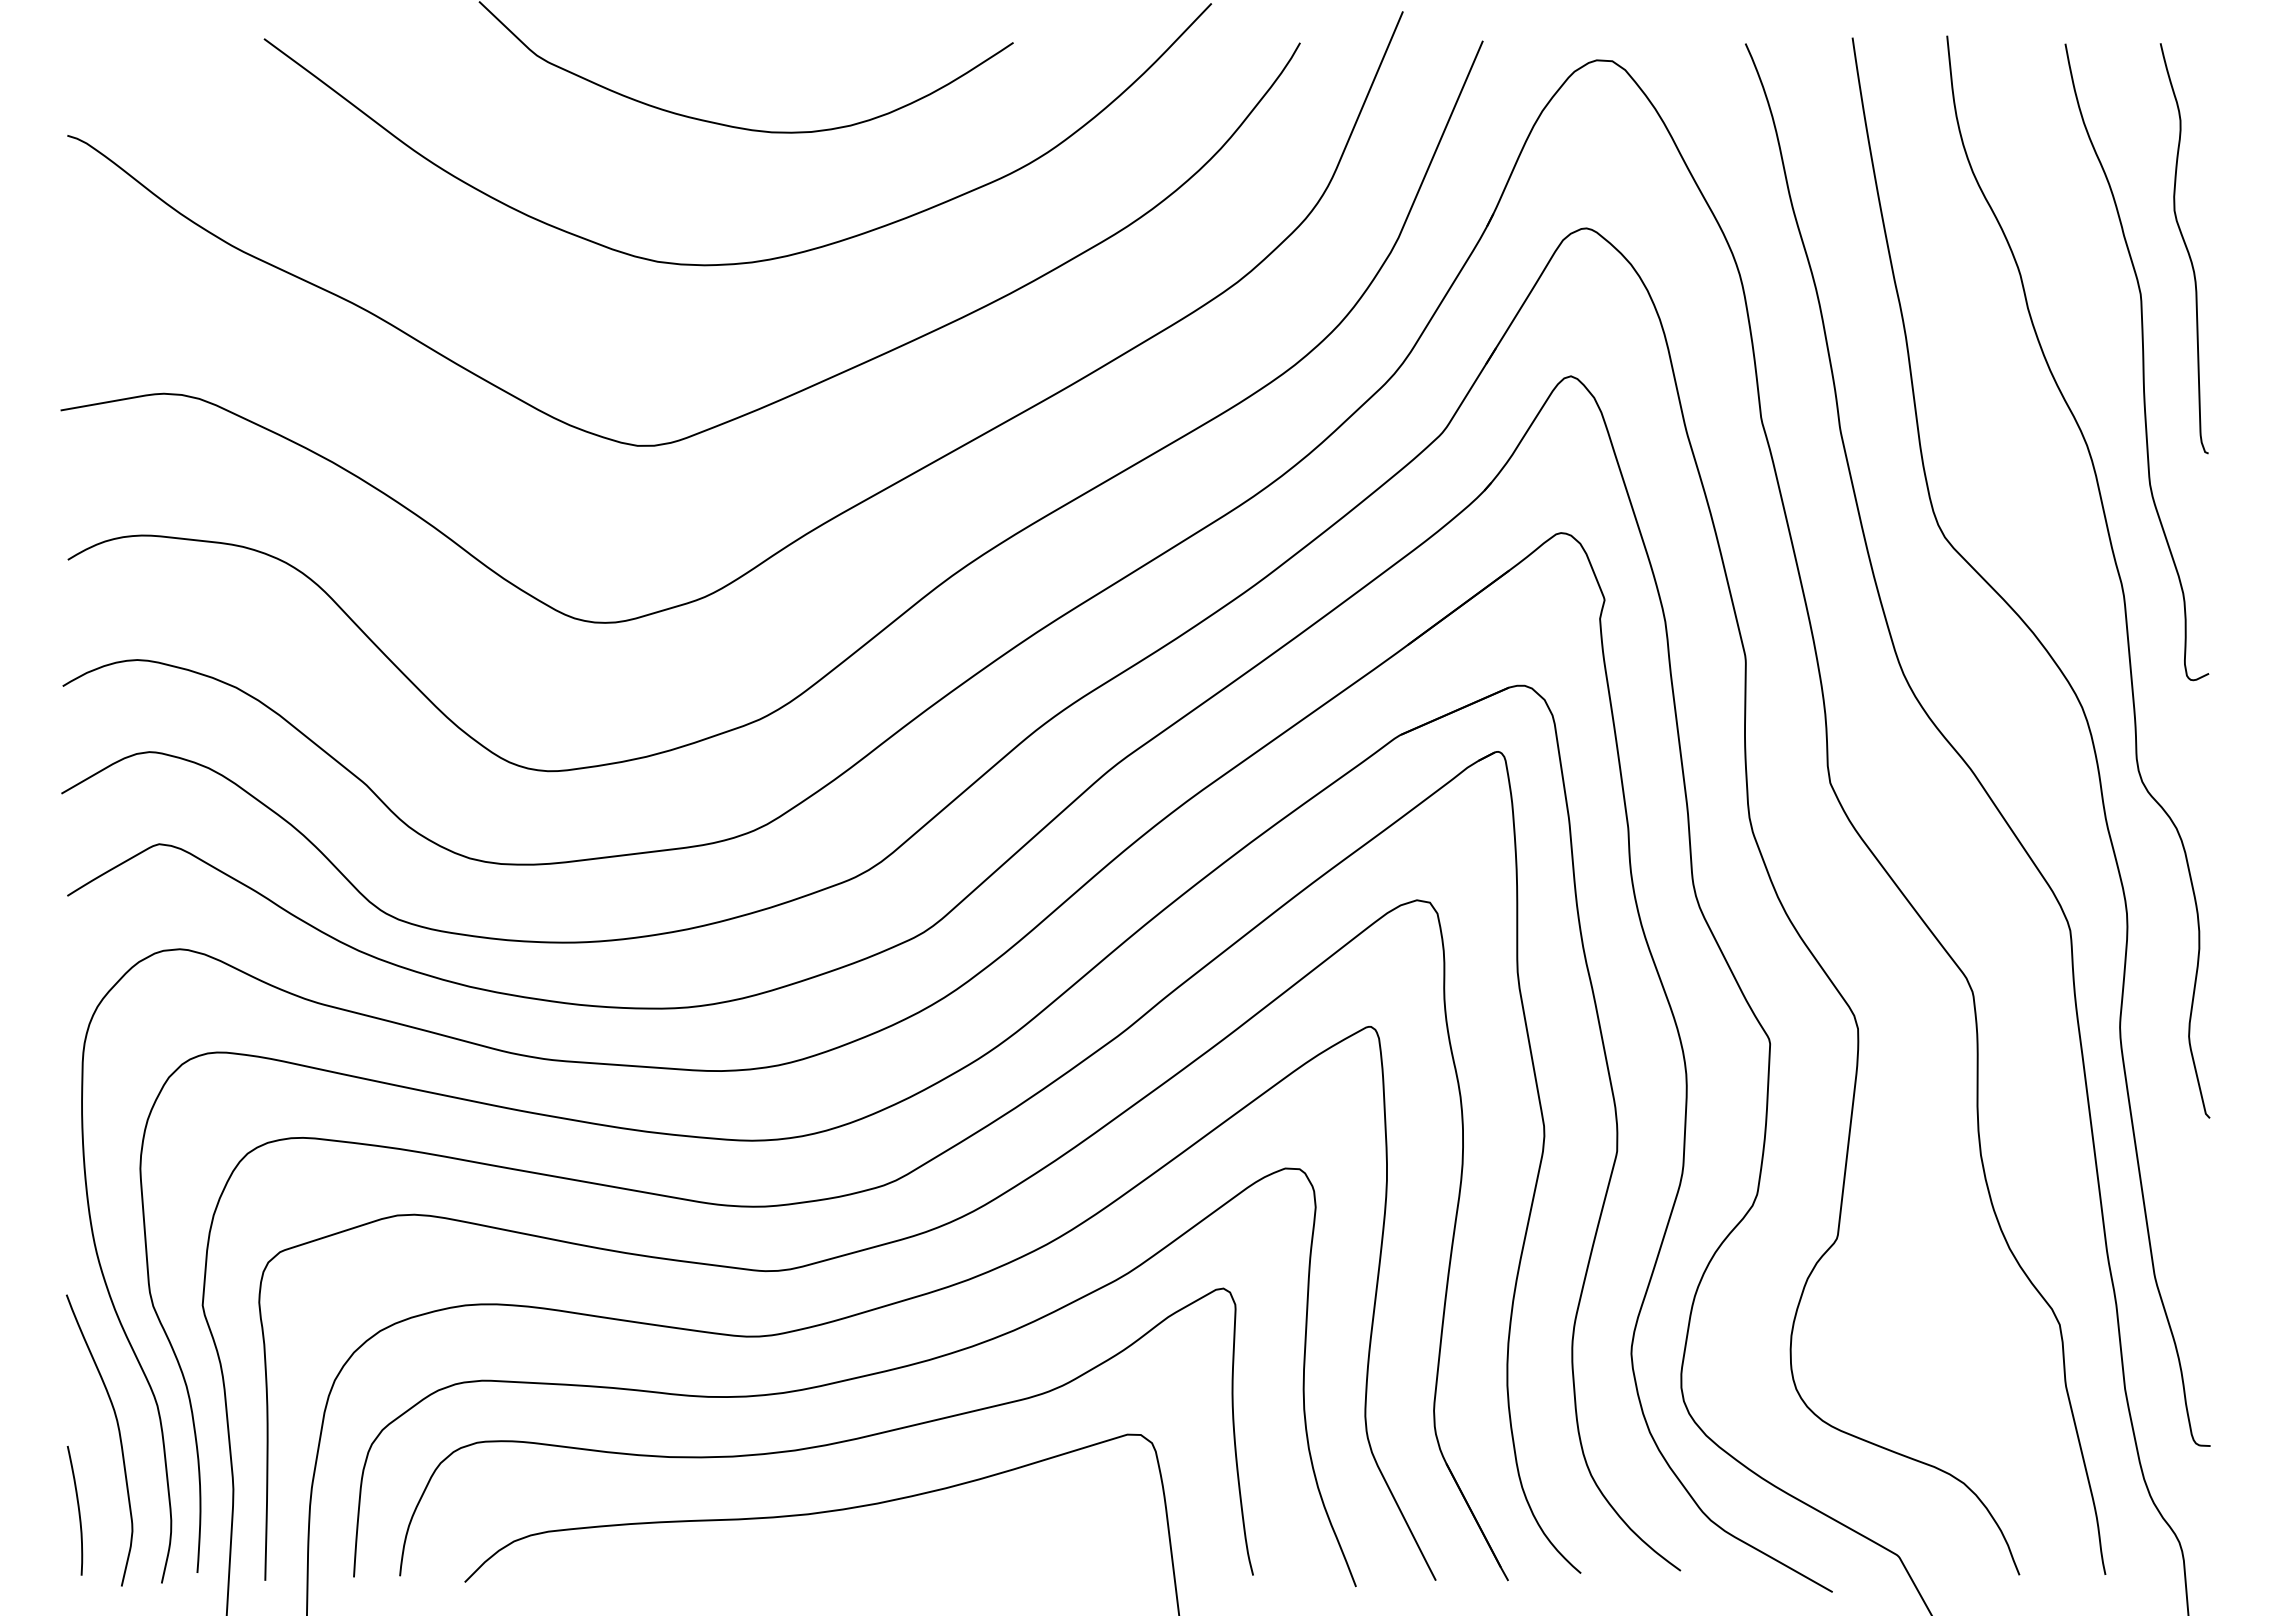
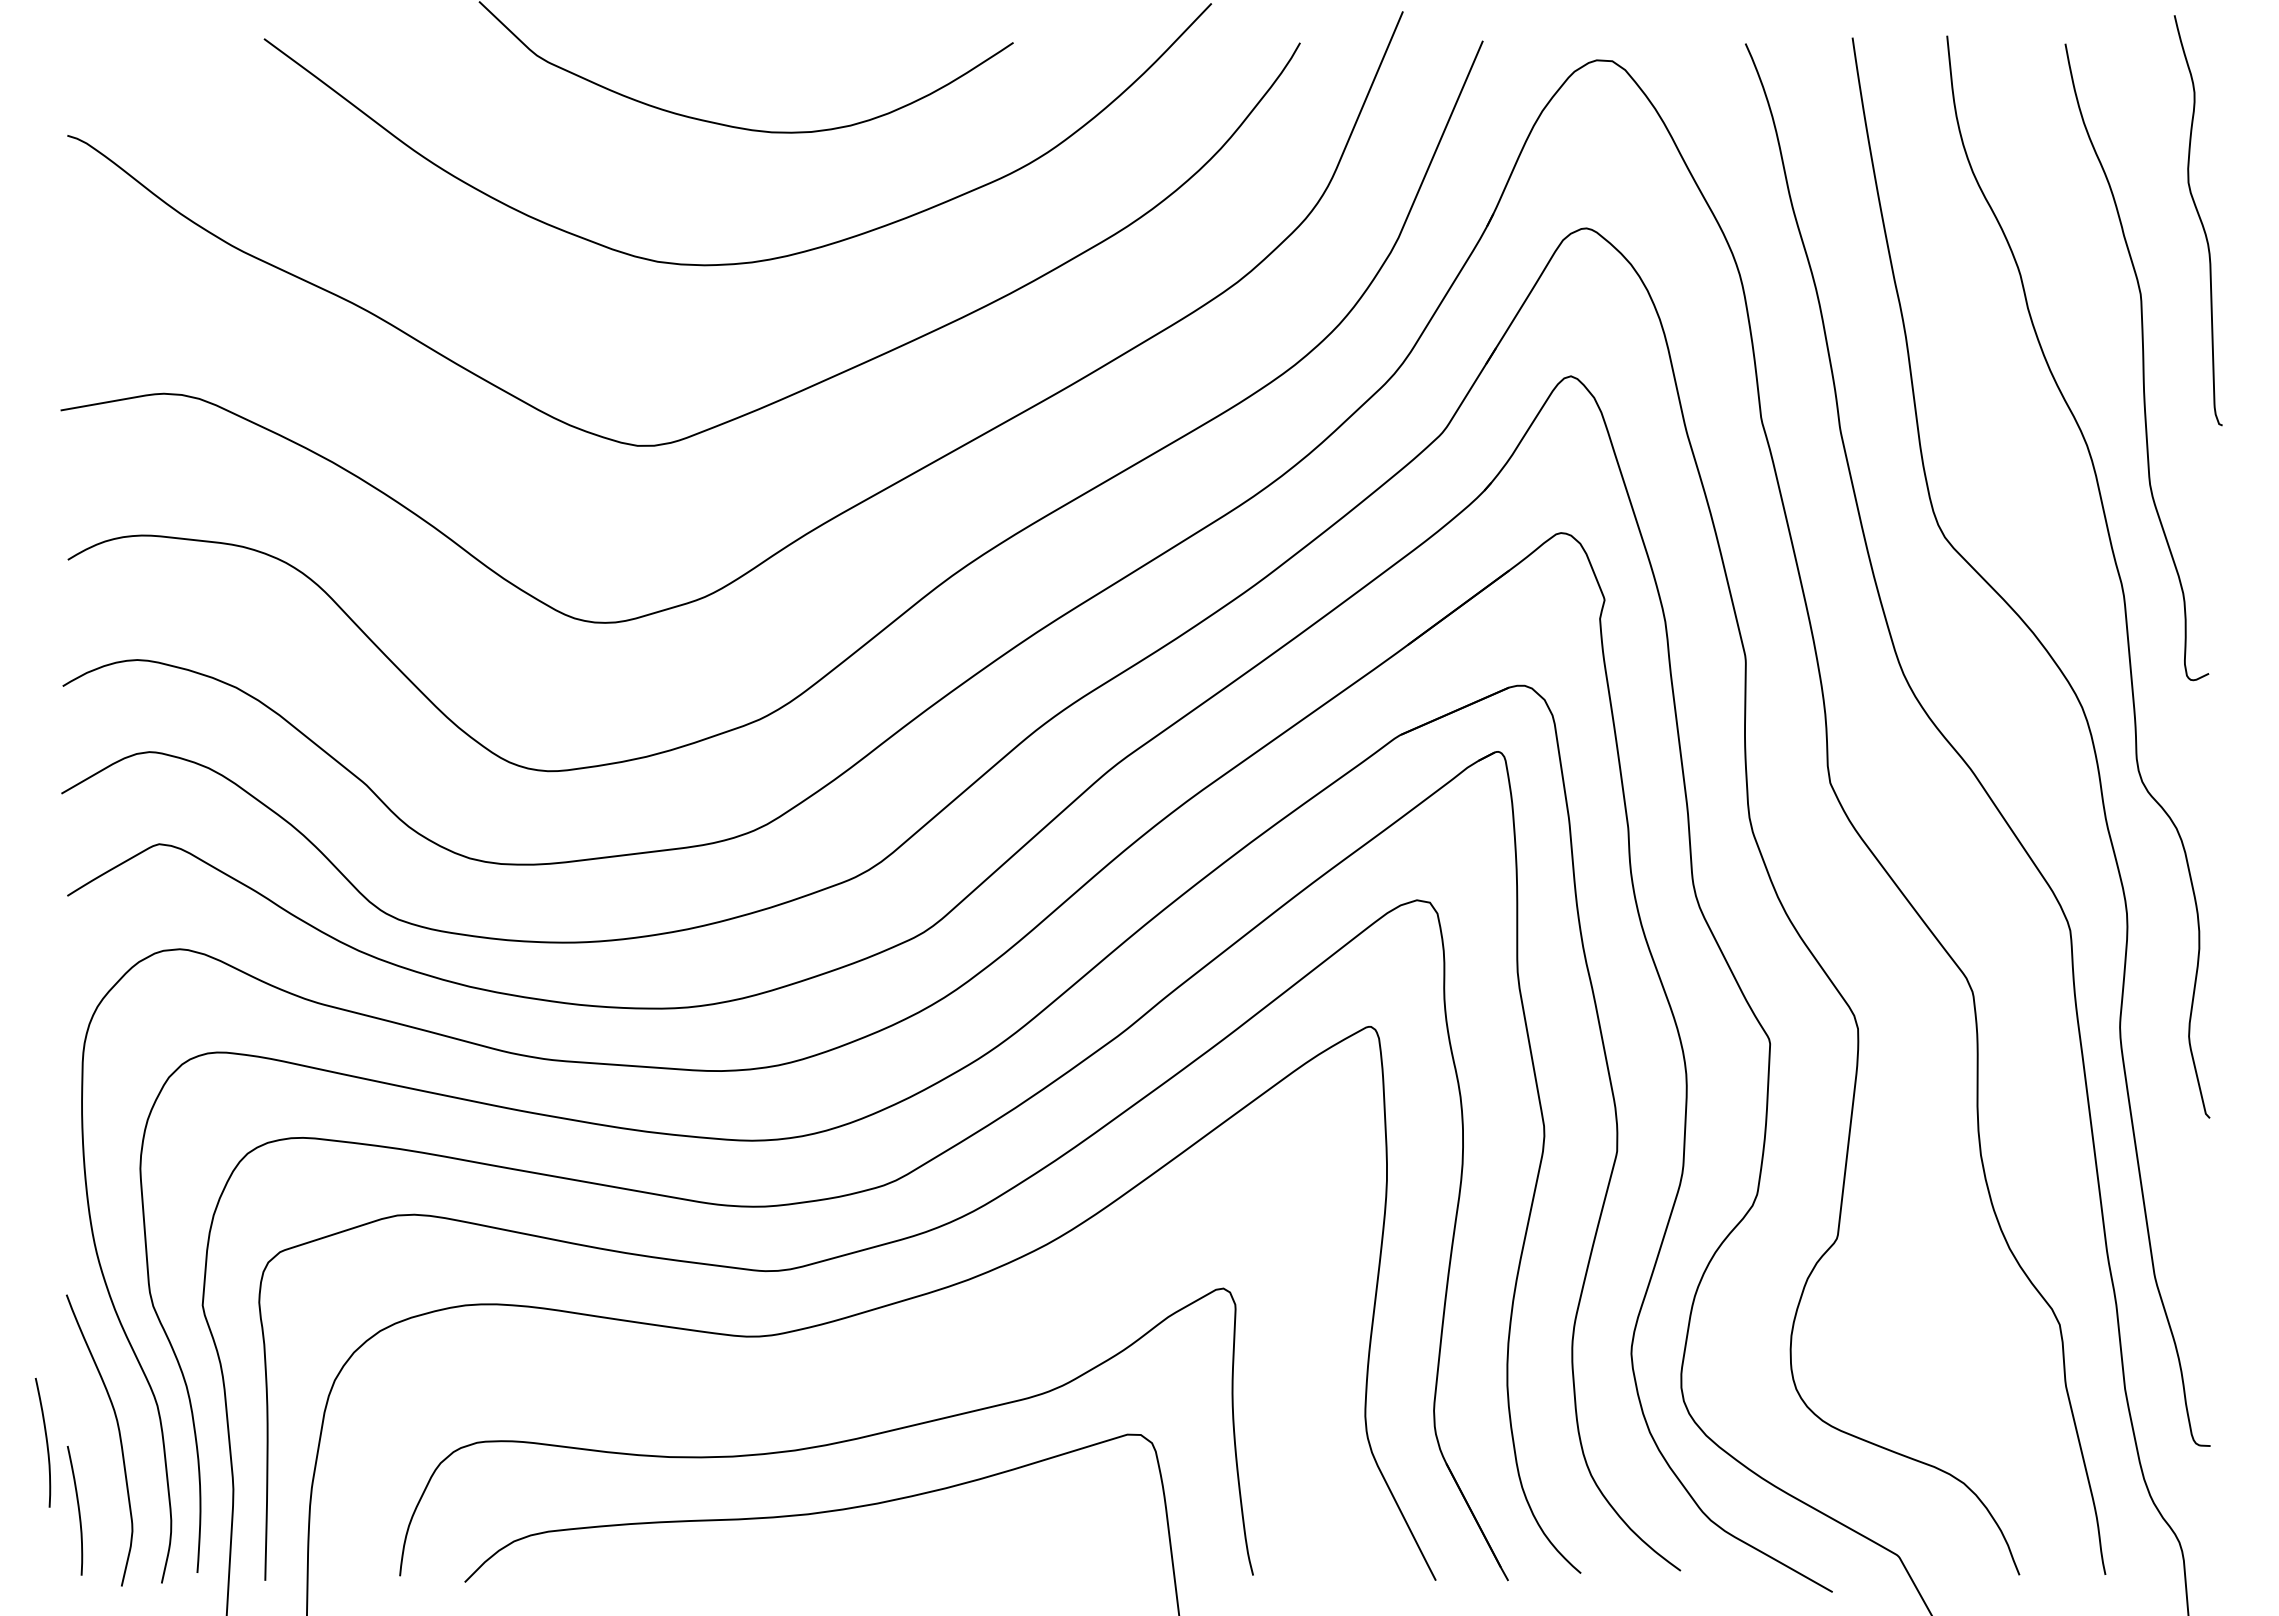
curve position: (2185, 248) -> (2199, 220) (2199, 220)
curve: present -> none (854, 1377)
curve: none -> present (46, 1442)
